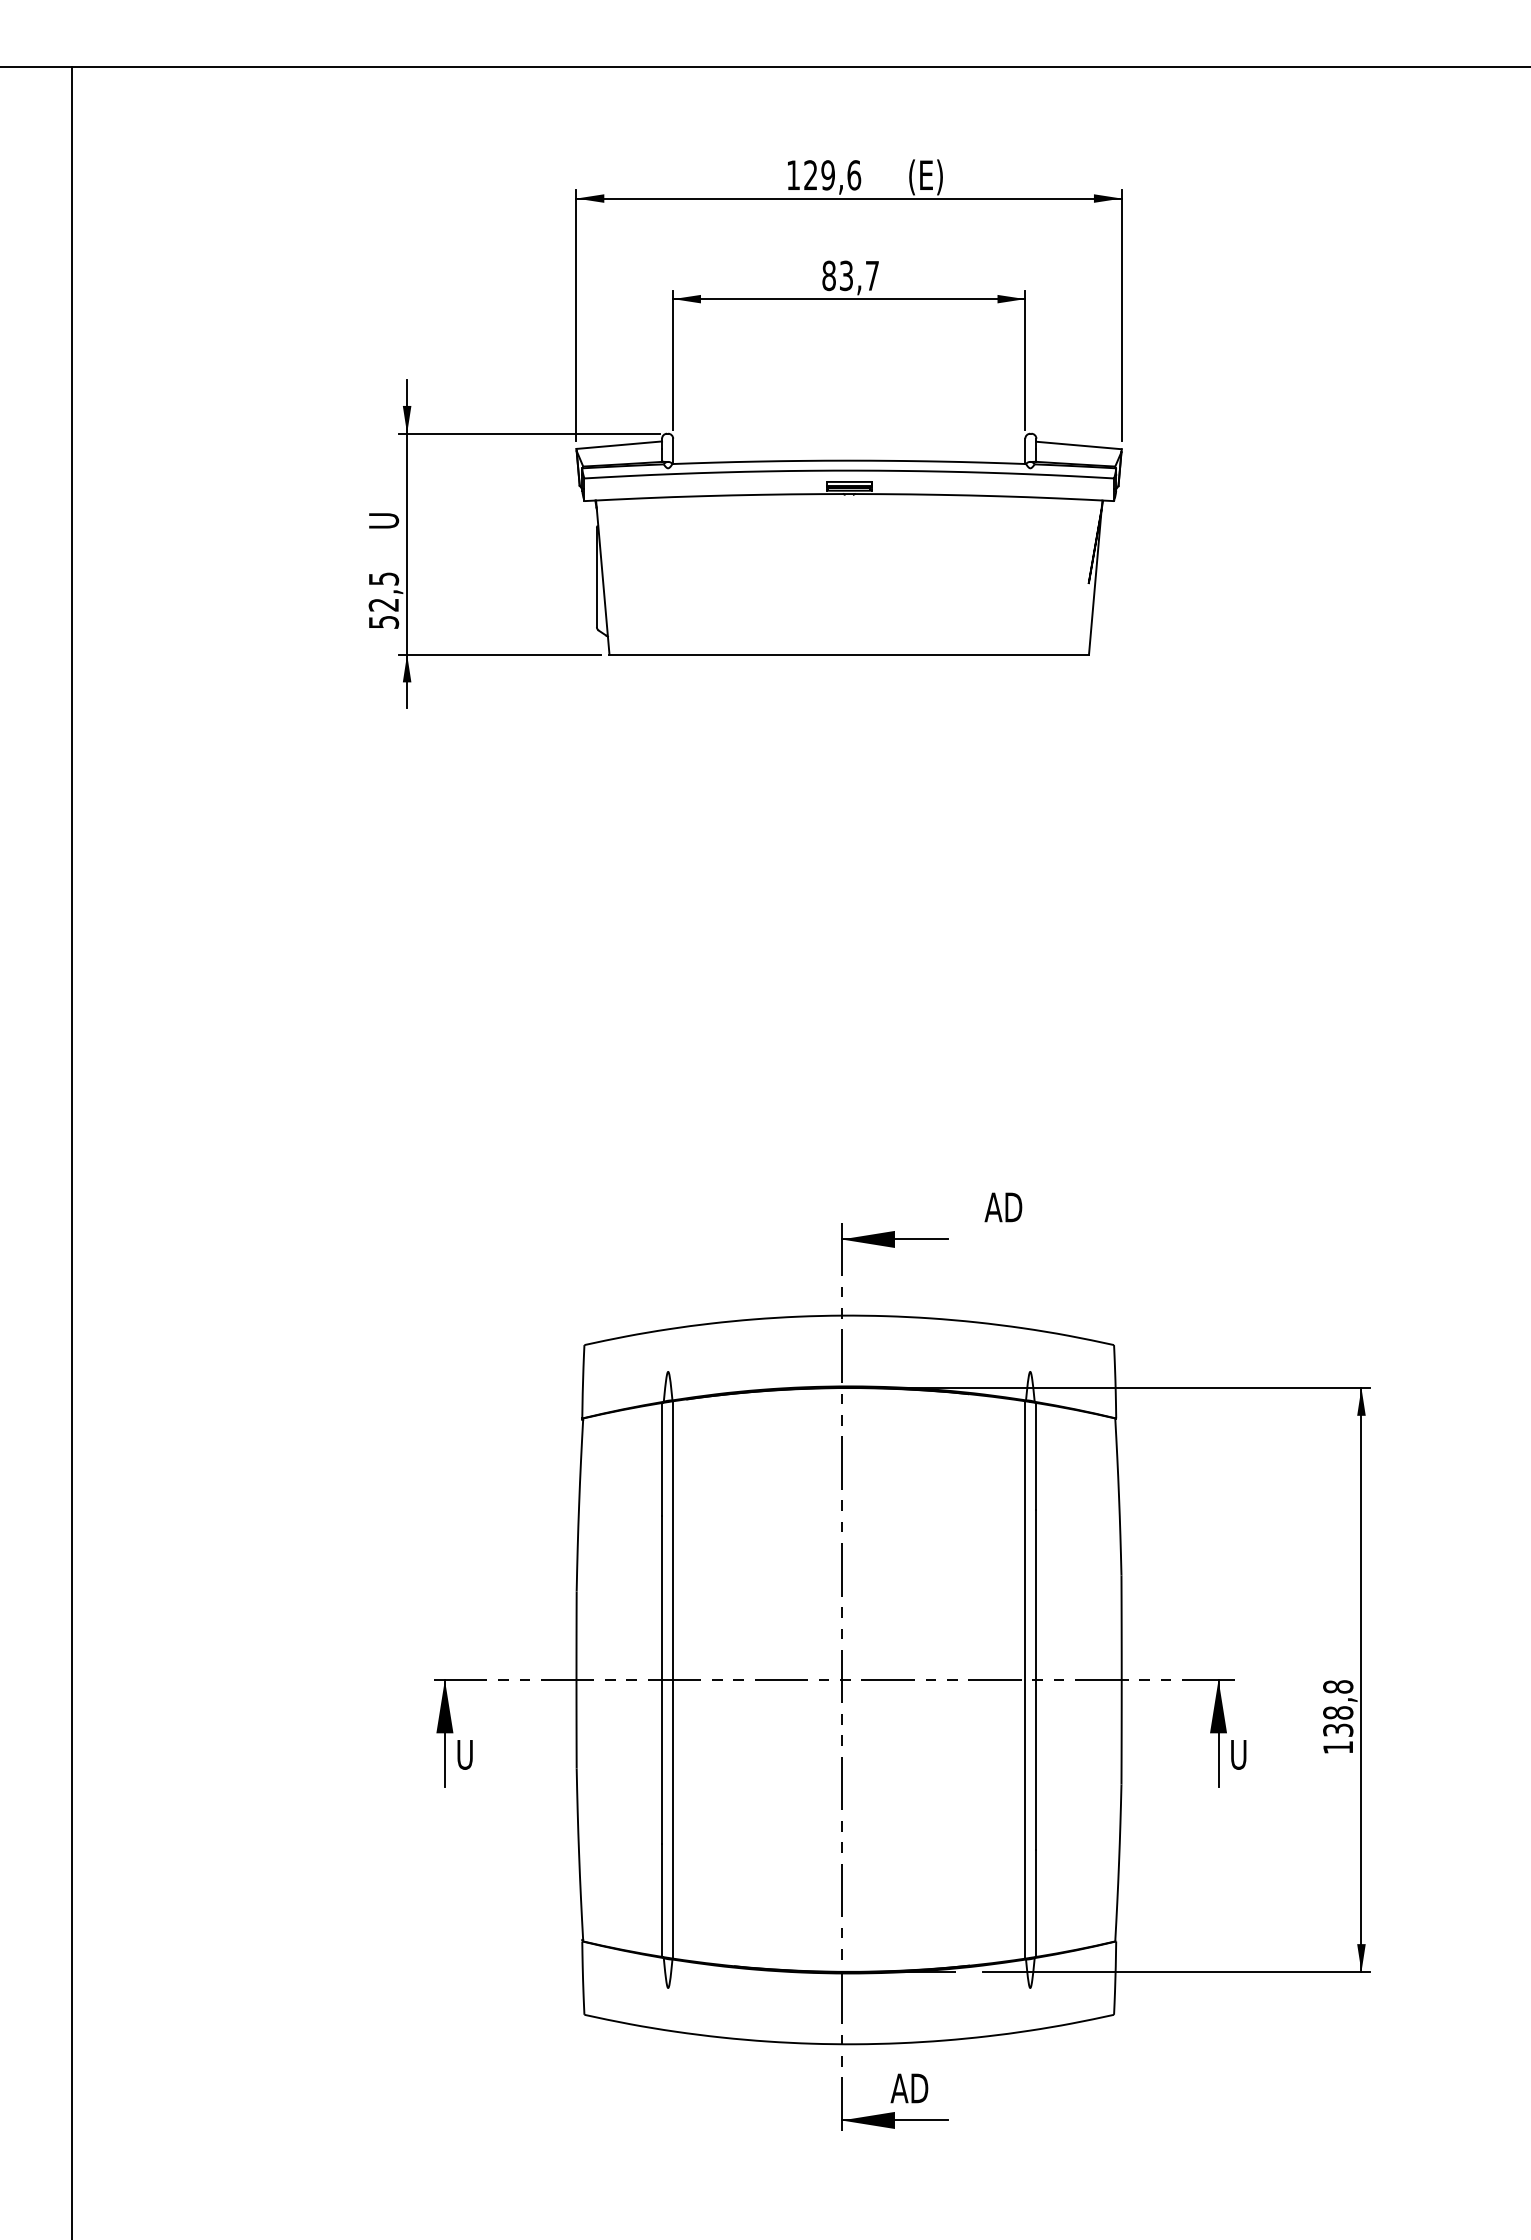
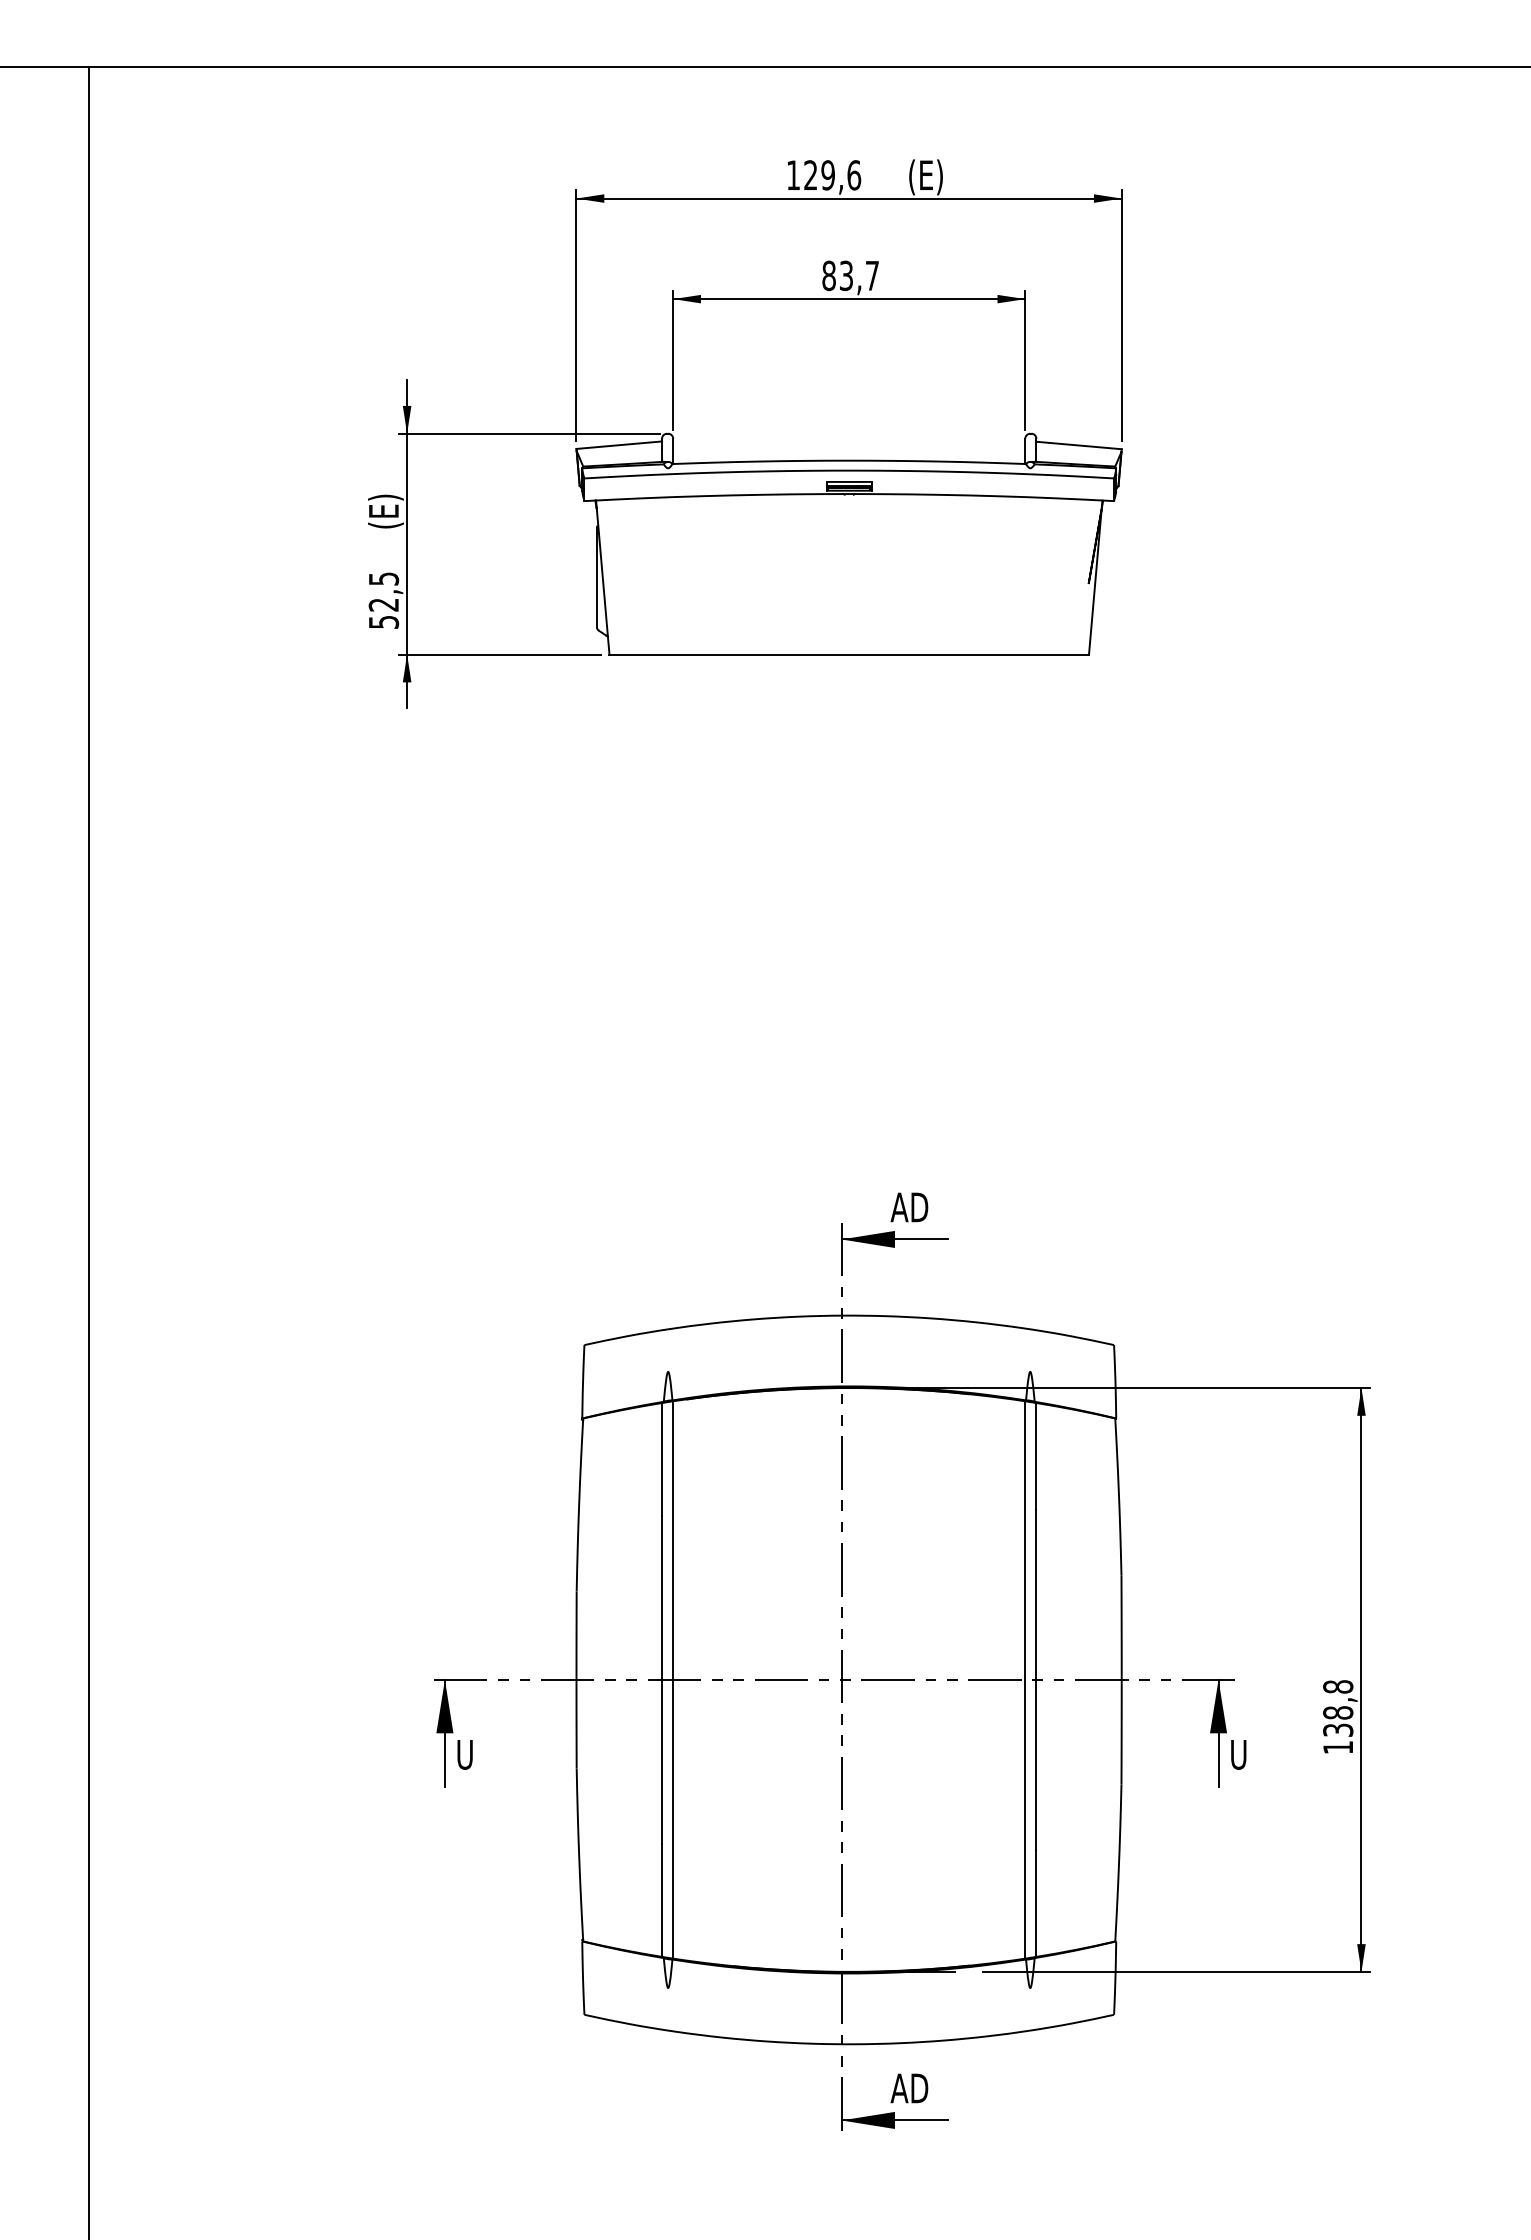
text: U -> (E) (385, 511)
line position: (71, 1151) -> (88, 1151) (88, 1151)
text position: (1003, 1207) -> (909, 1207) (909, 1207)
